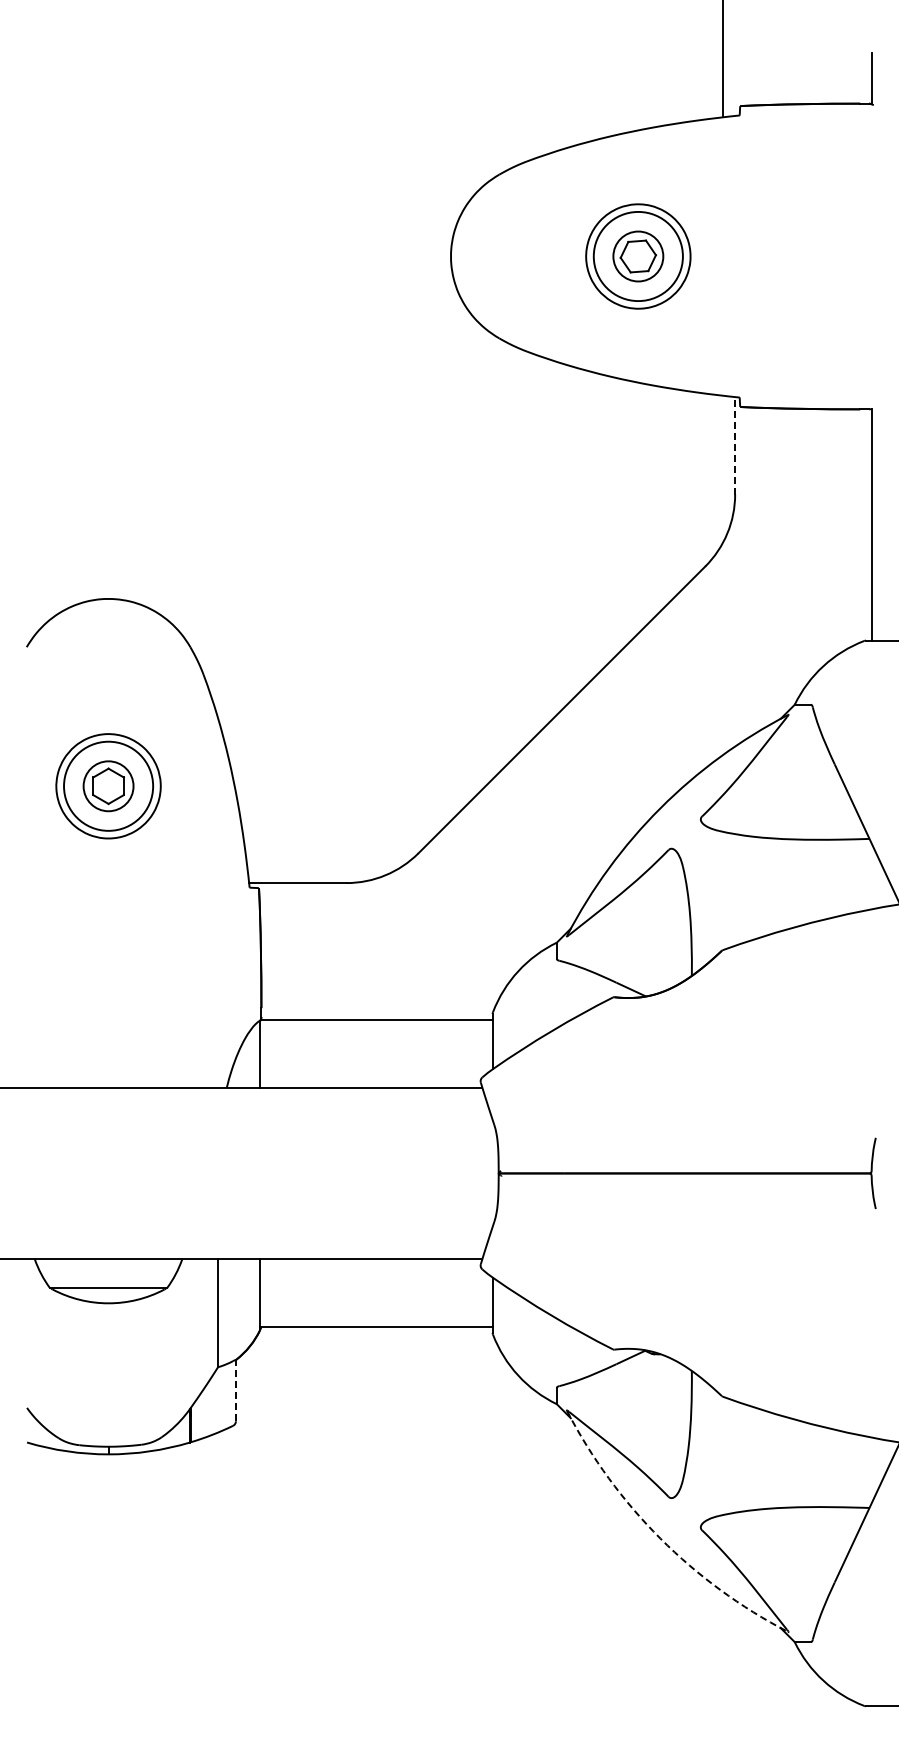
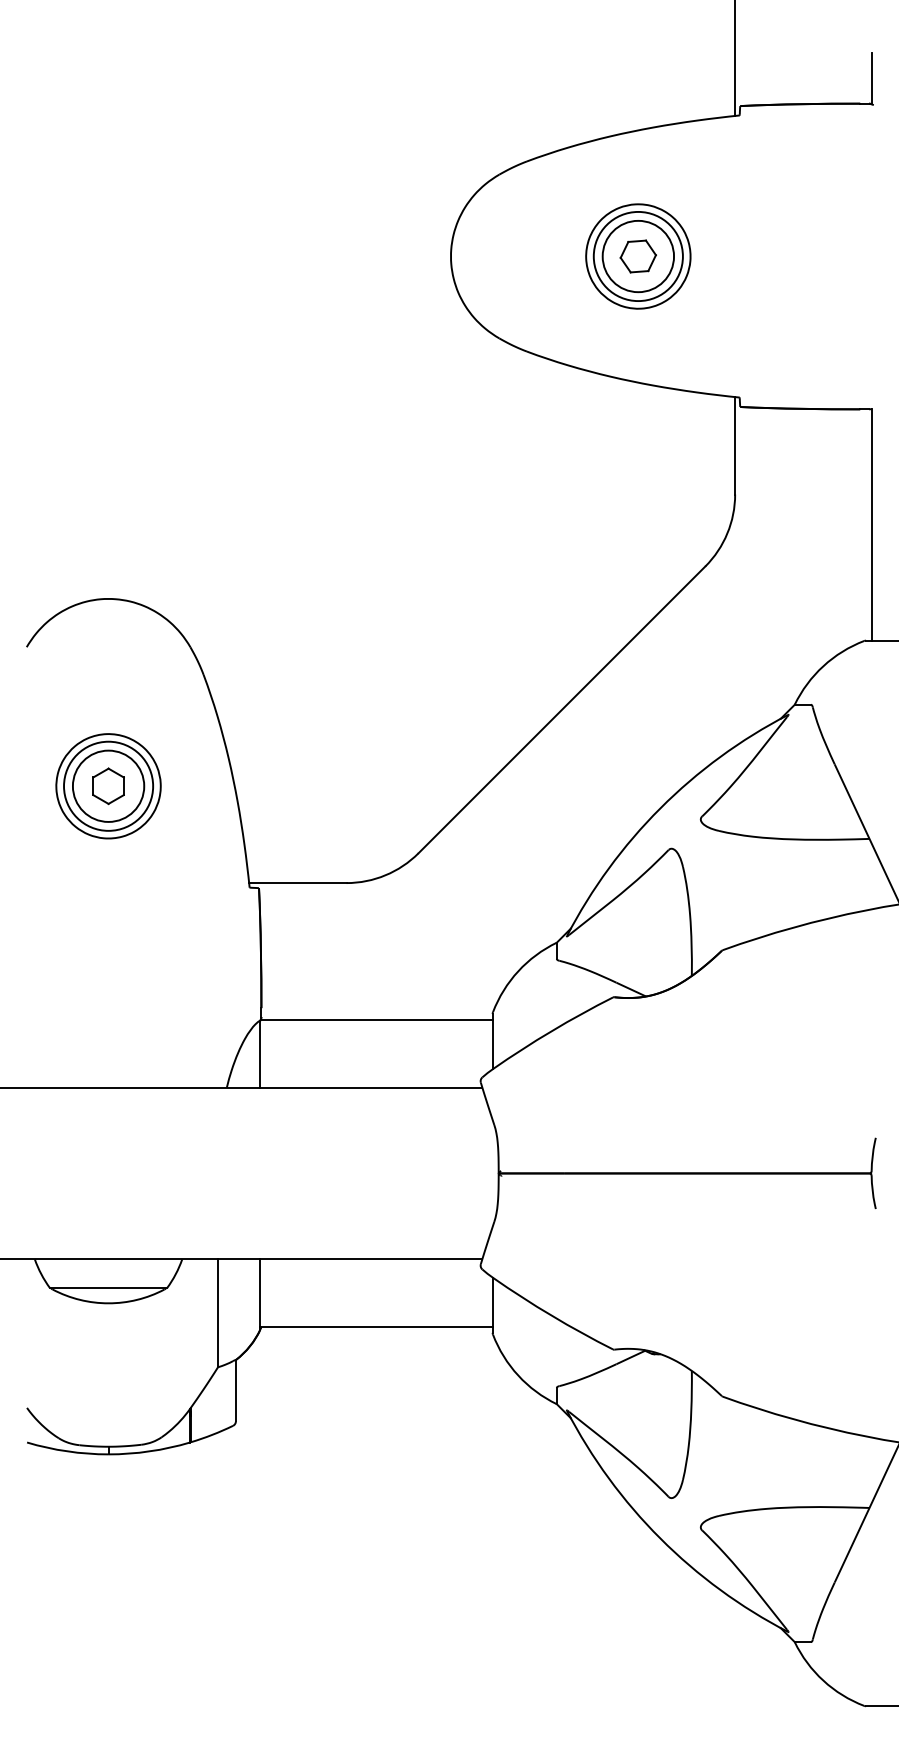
line position: (723, 58) -> (735, 58) (735, 58)
circle diameter: 50 px -> 71 px (638, 256)
line: dashed -> solid (735, 445)
circle diameter: 50 px -> 71 px (108, 785)
line: dashed -> solid (235, 1390)
arc: dashed -> solid (660, 1538)
